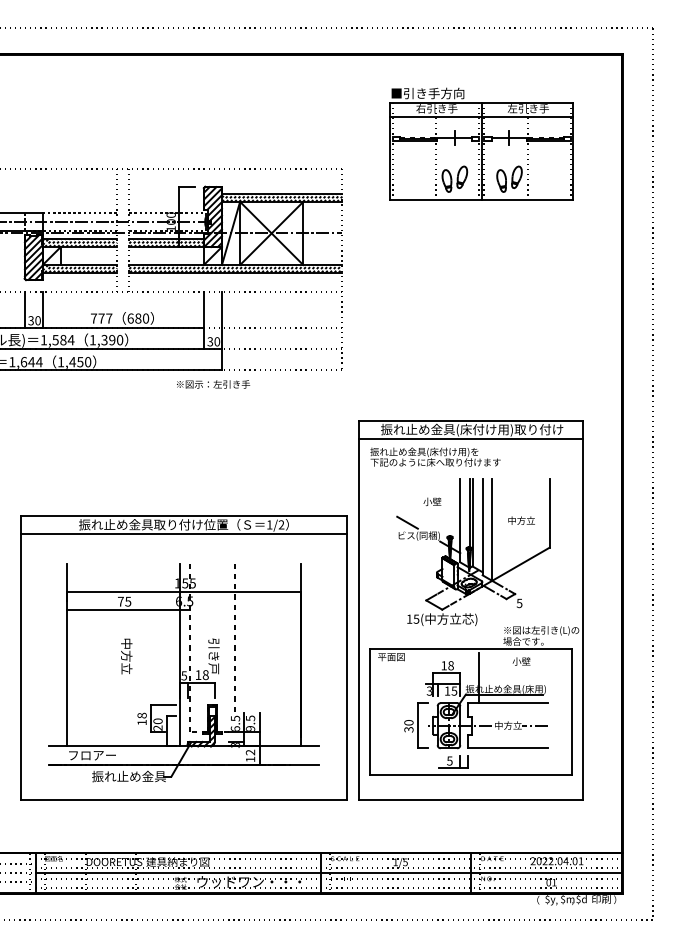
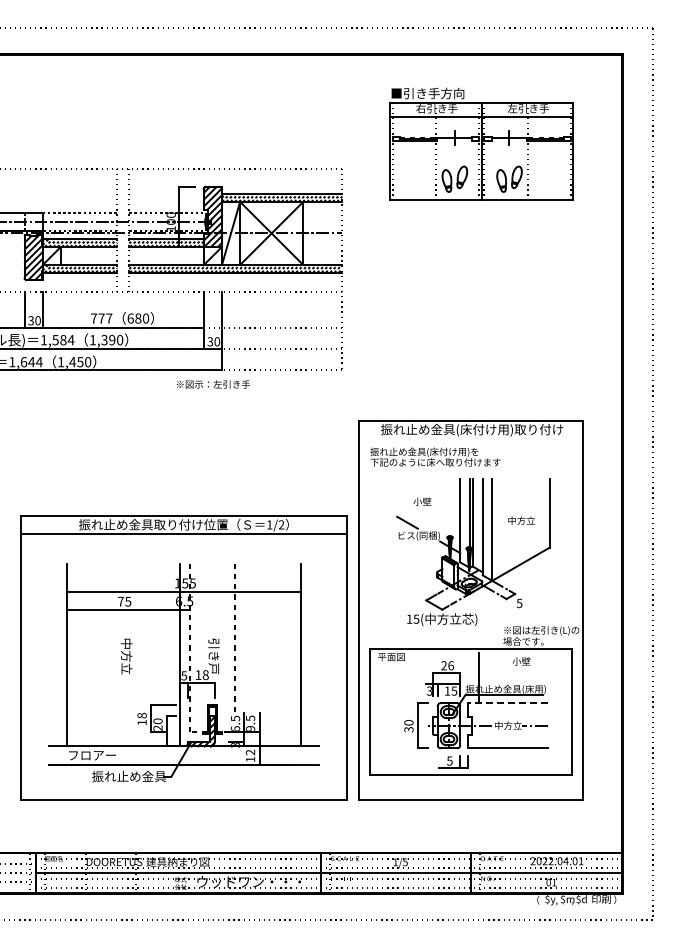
line: present -> none (470, 438)
text position: (432, 501) -> (422, 501) (422, 501)
text: 18 -> 26 (447, 665)
line: solid -> dashed (507, 703)
